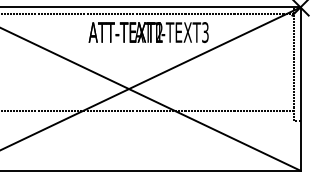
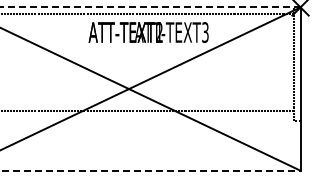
line: solid -> dashed (150, 7)
line: solid -> dashed (150, 170)
